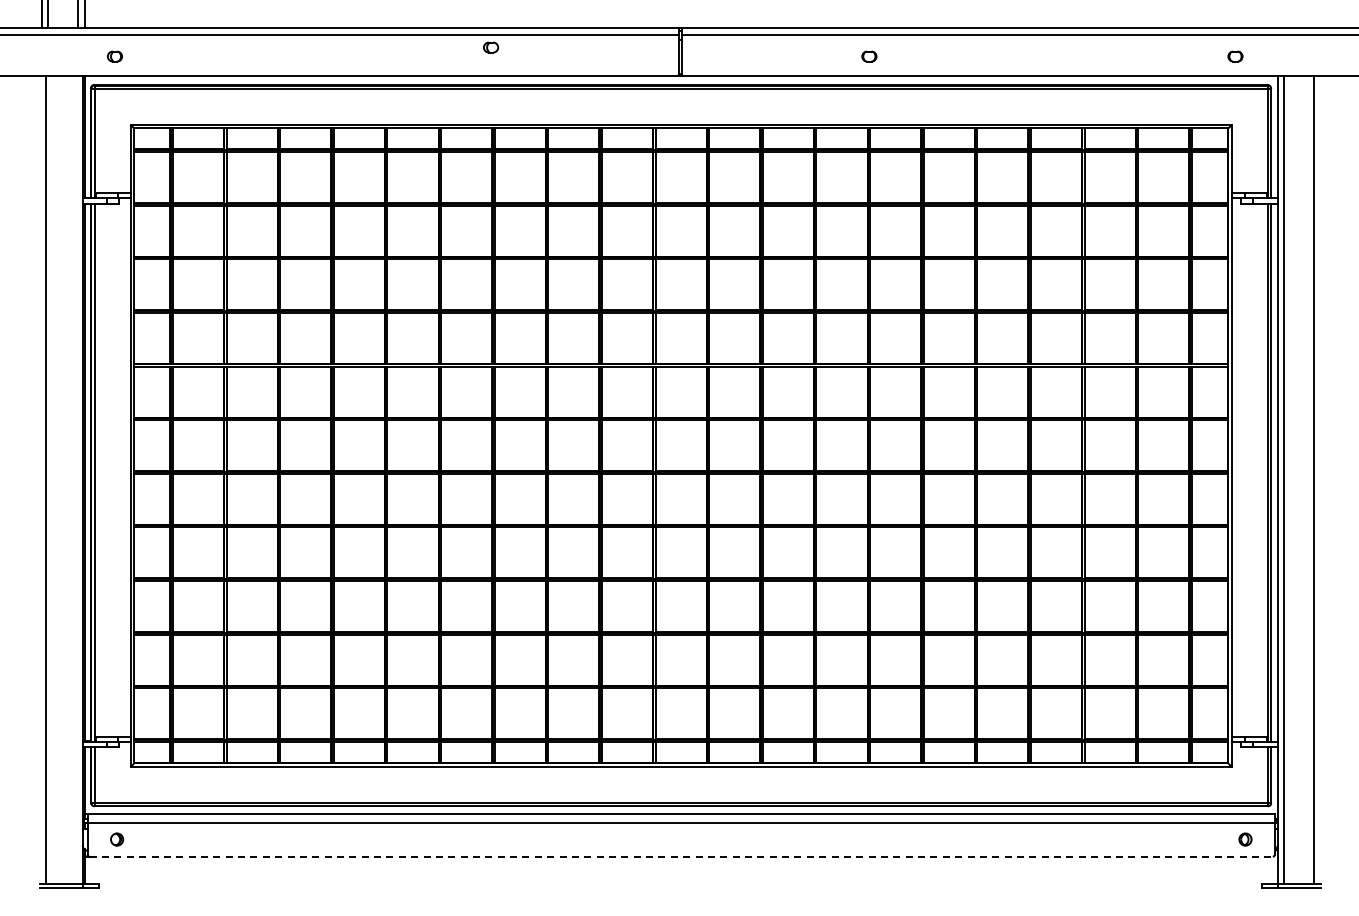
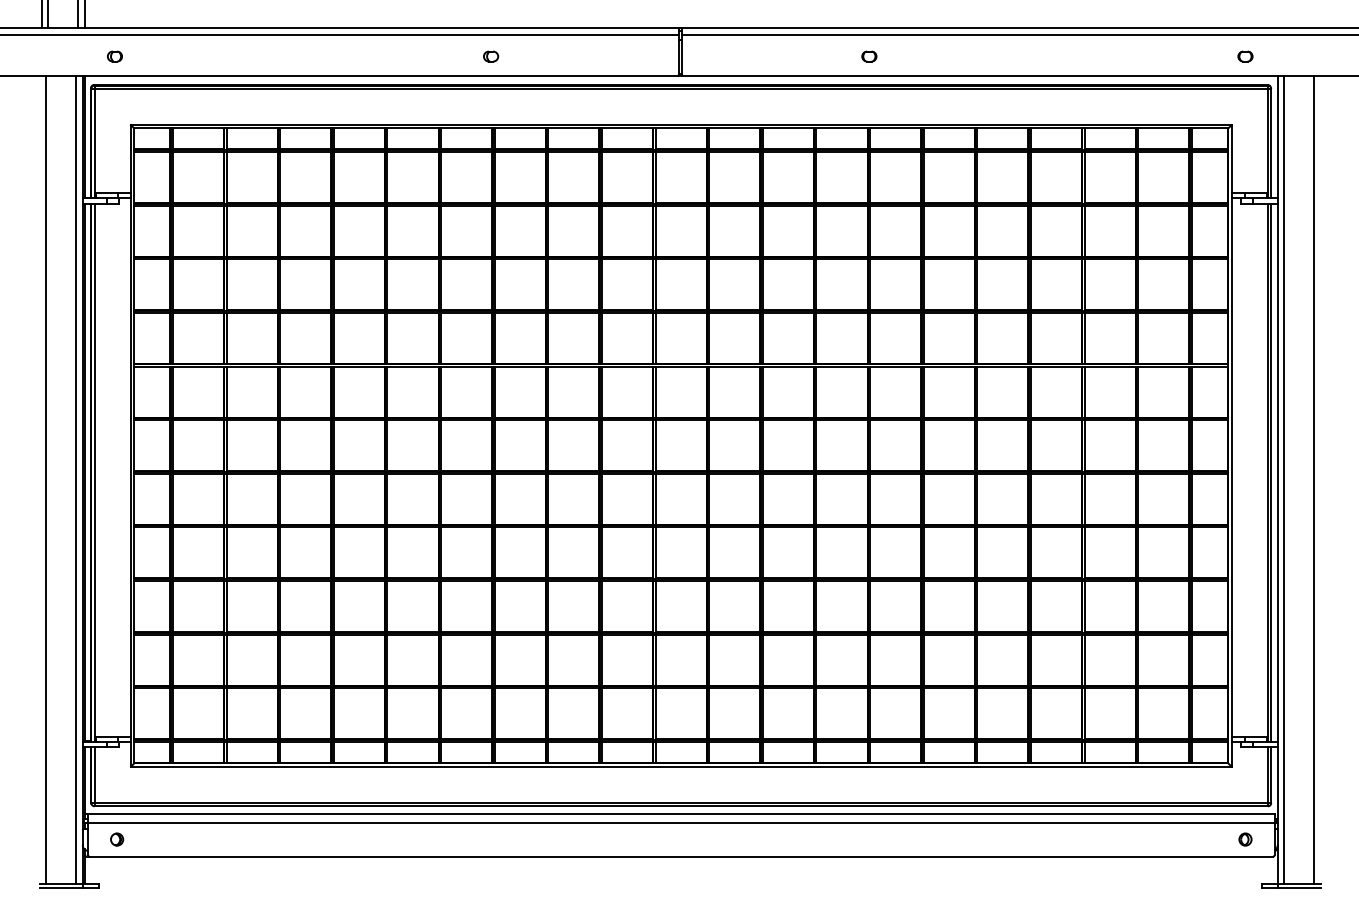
part position: (491, 47) -> (491, 56) (491, 56)
part position: (1235, 56) -> (1245, 56) (1245, 56)
line: none -> present (76, 479)
line: dashed -> solid (681, 856)
